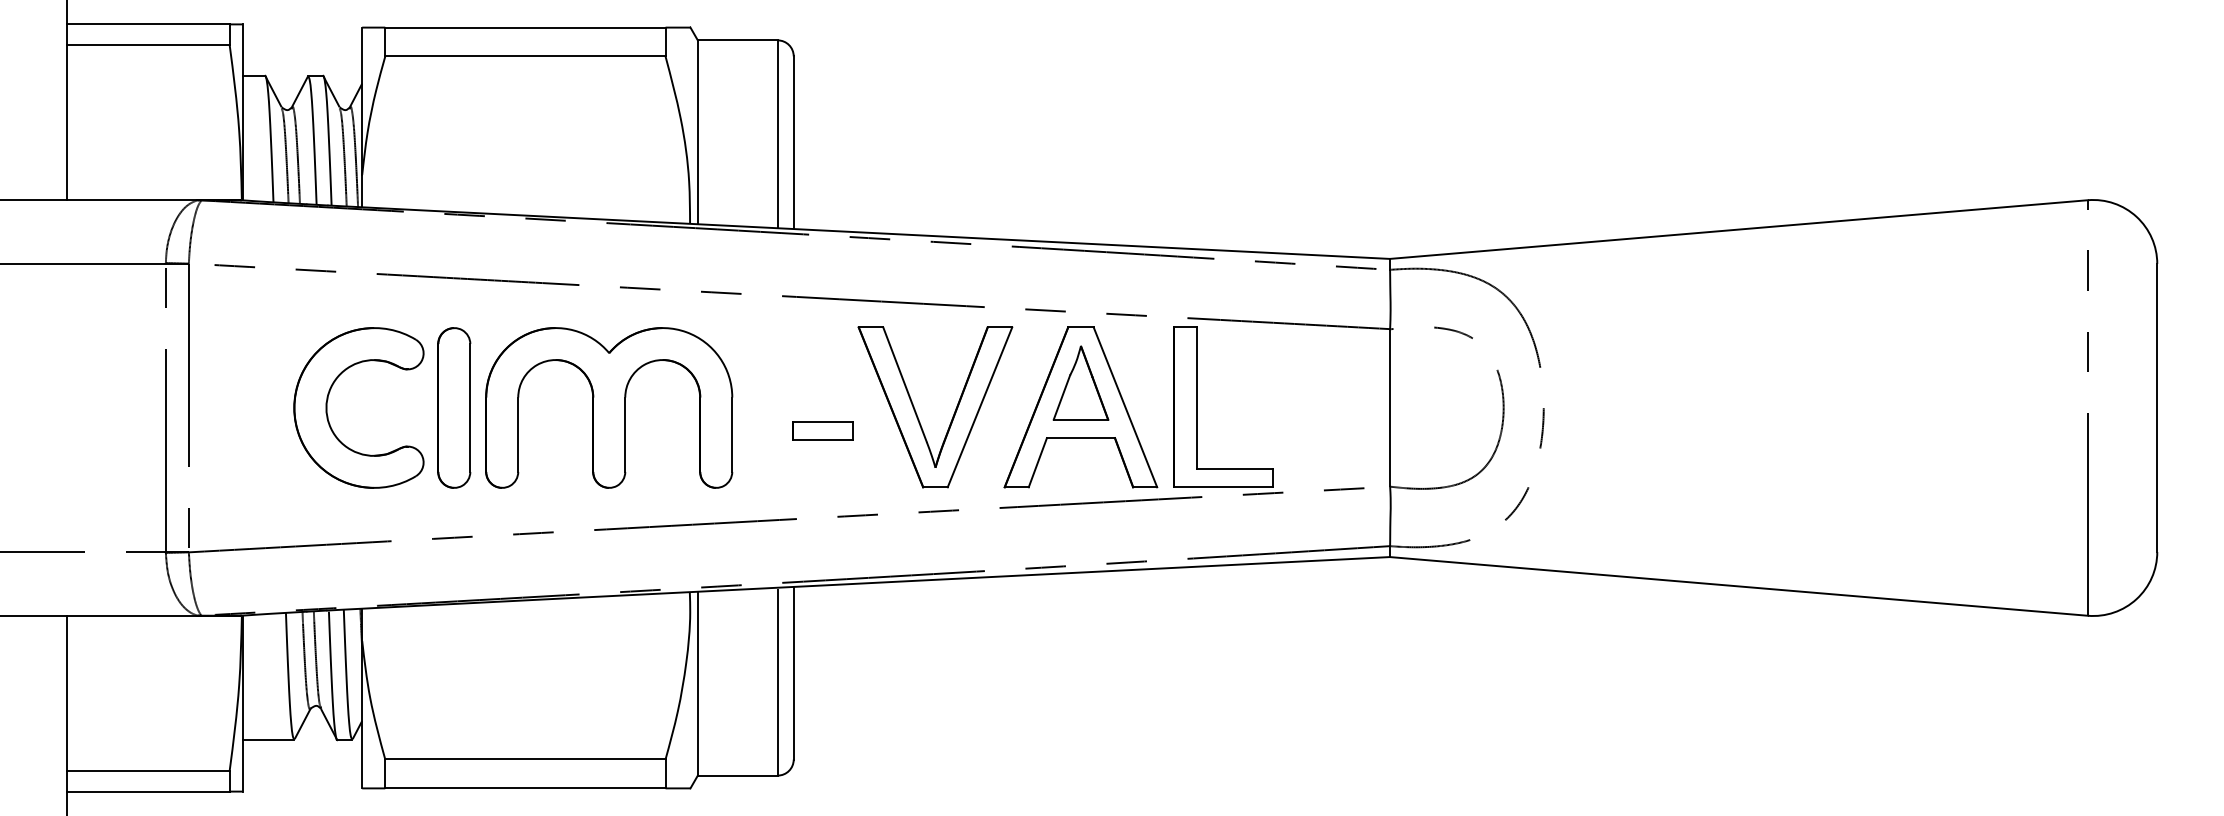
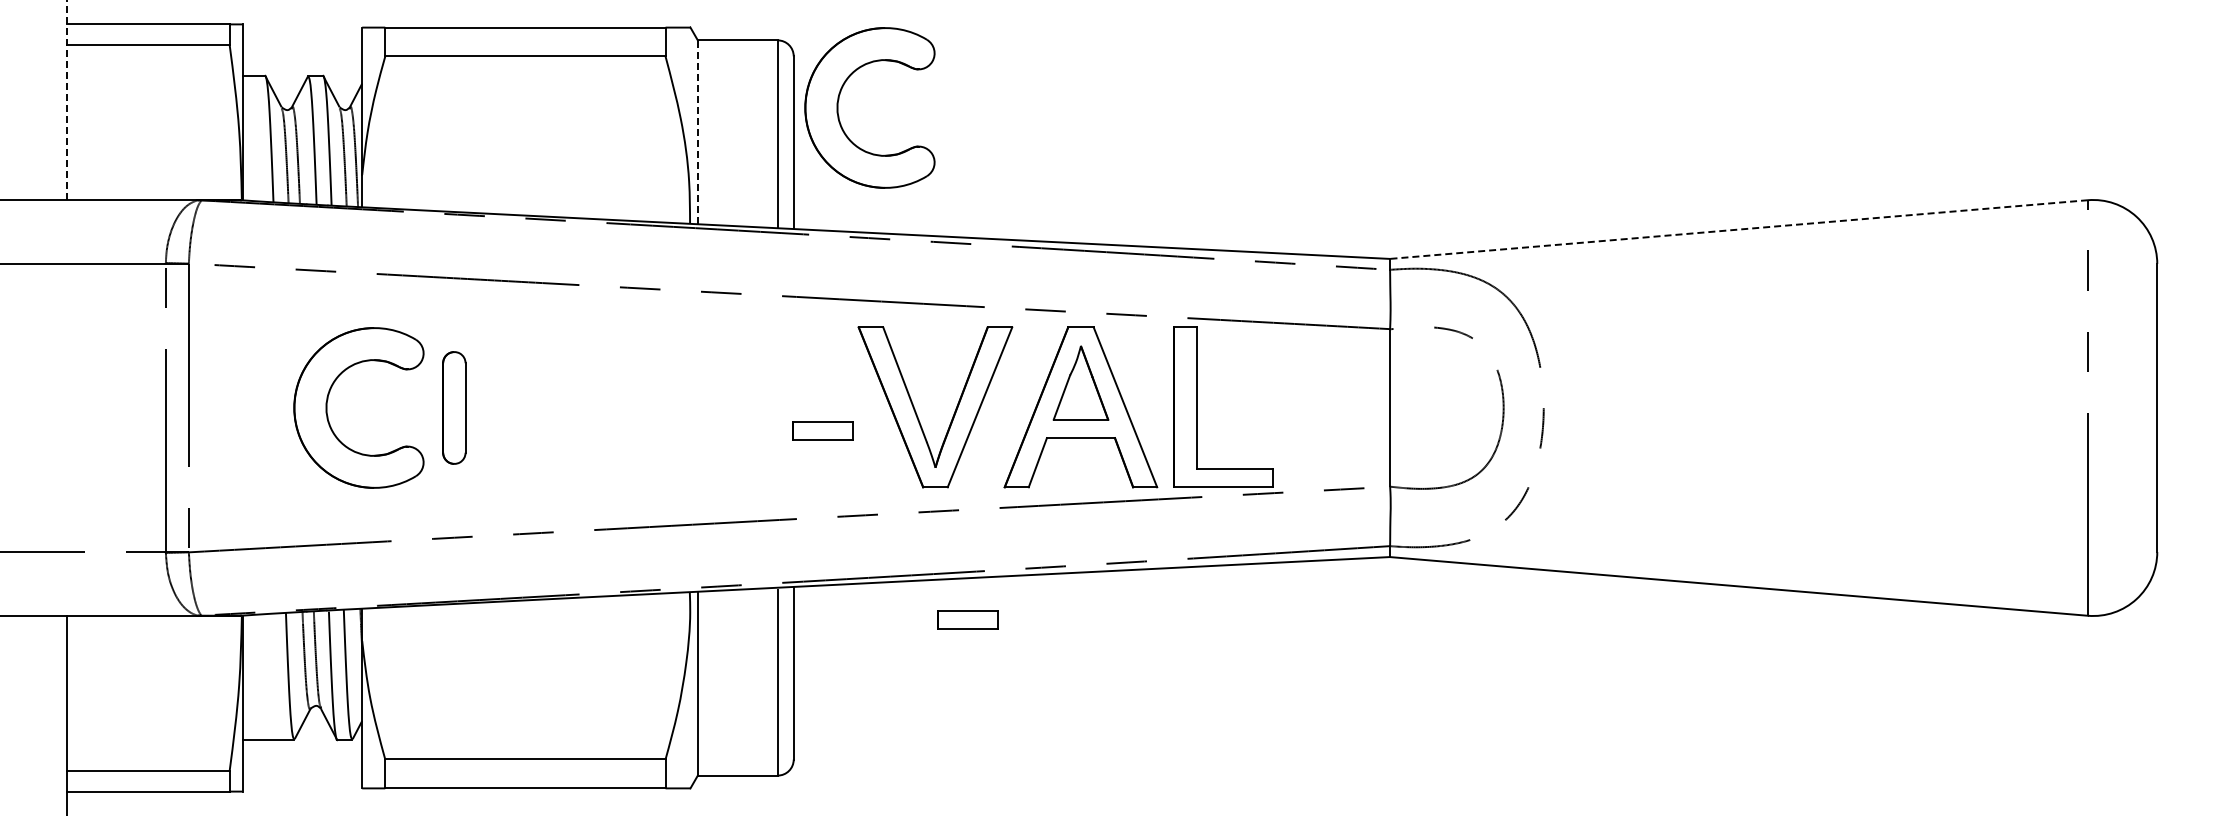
line: solid -> dashed (66, 100)
part: none -> present (838, 107)
line: solid -> dashed (697, 132)
line: solid -> dashed (1738, 229)
part size: 35x162 px -> 25x114 px (454, 407)
part: present -> none (609, 407)
part: none -> present (967, 619)
